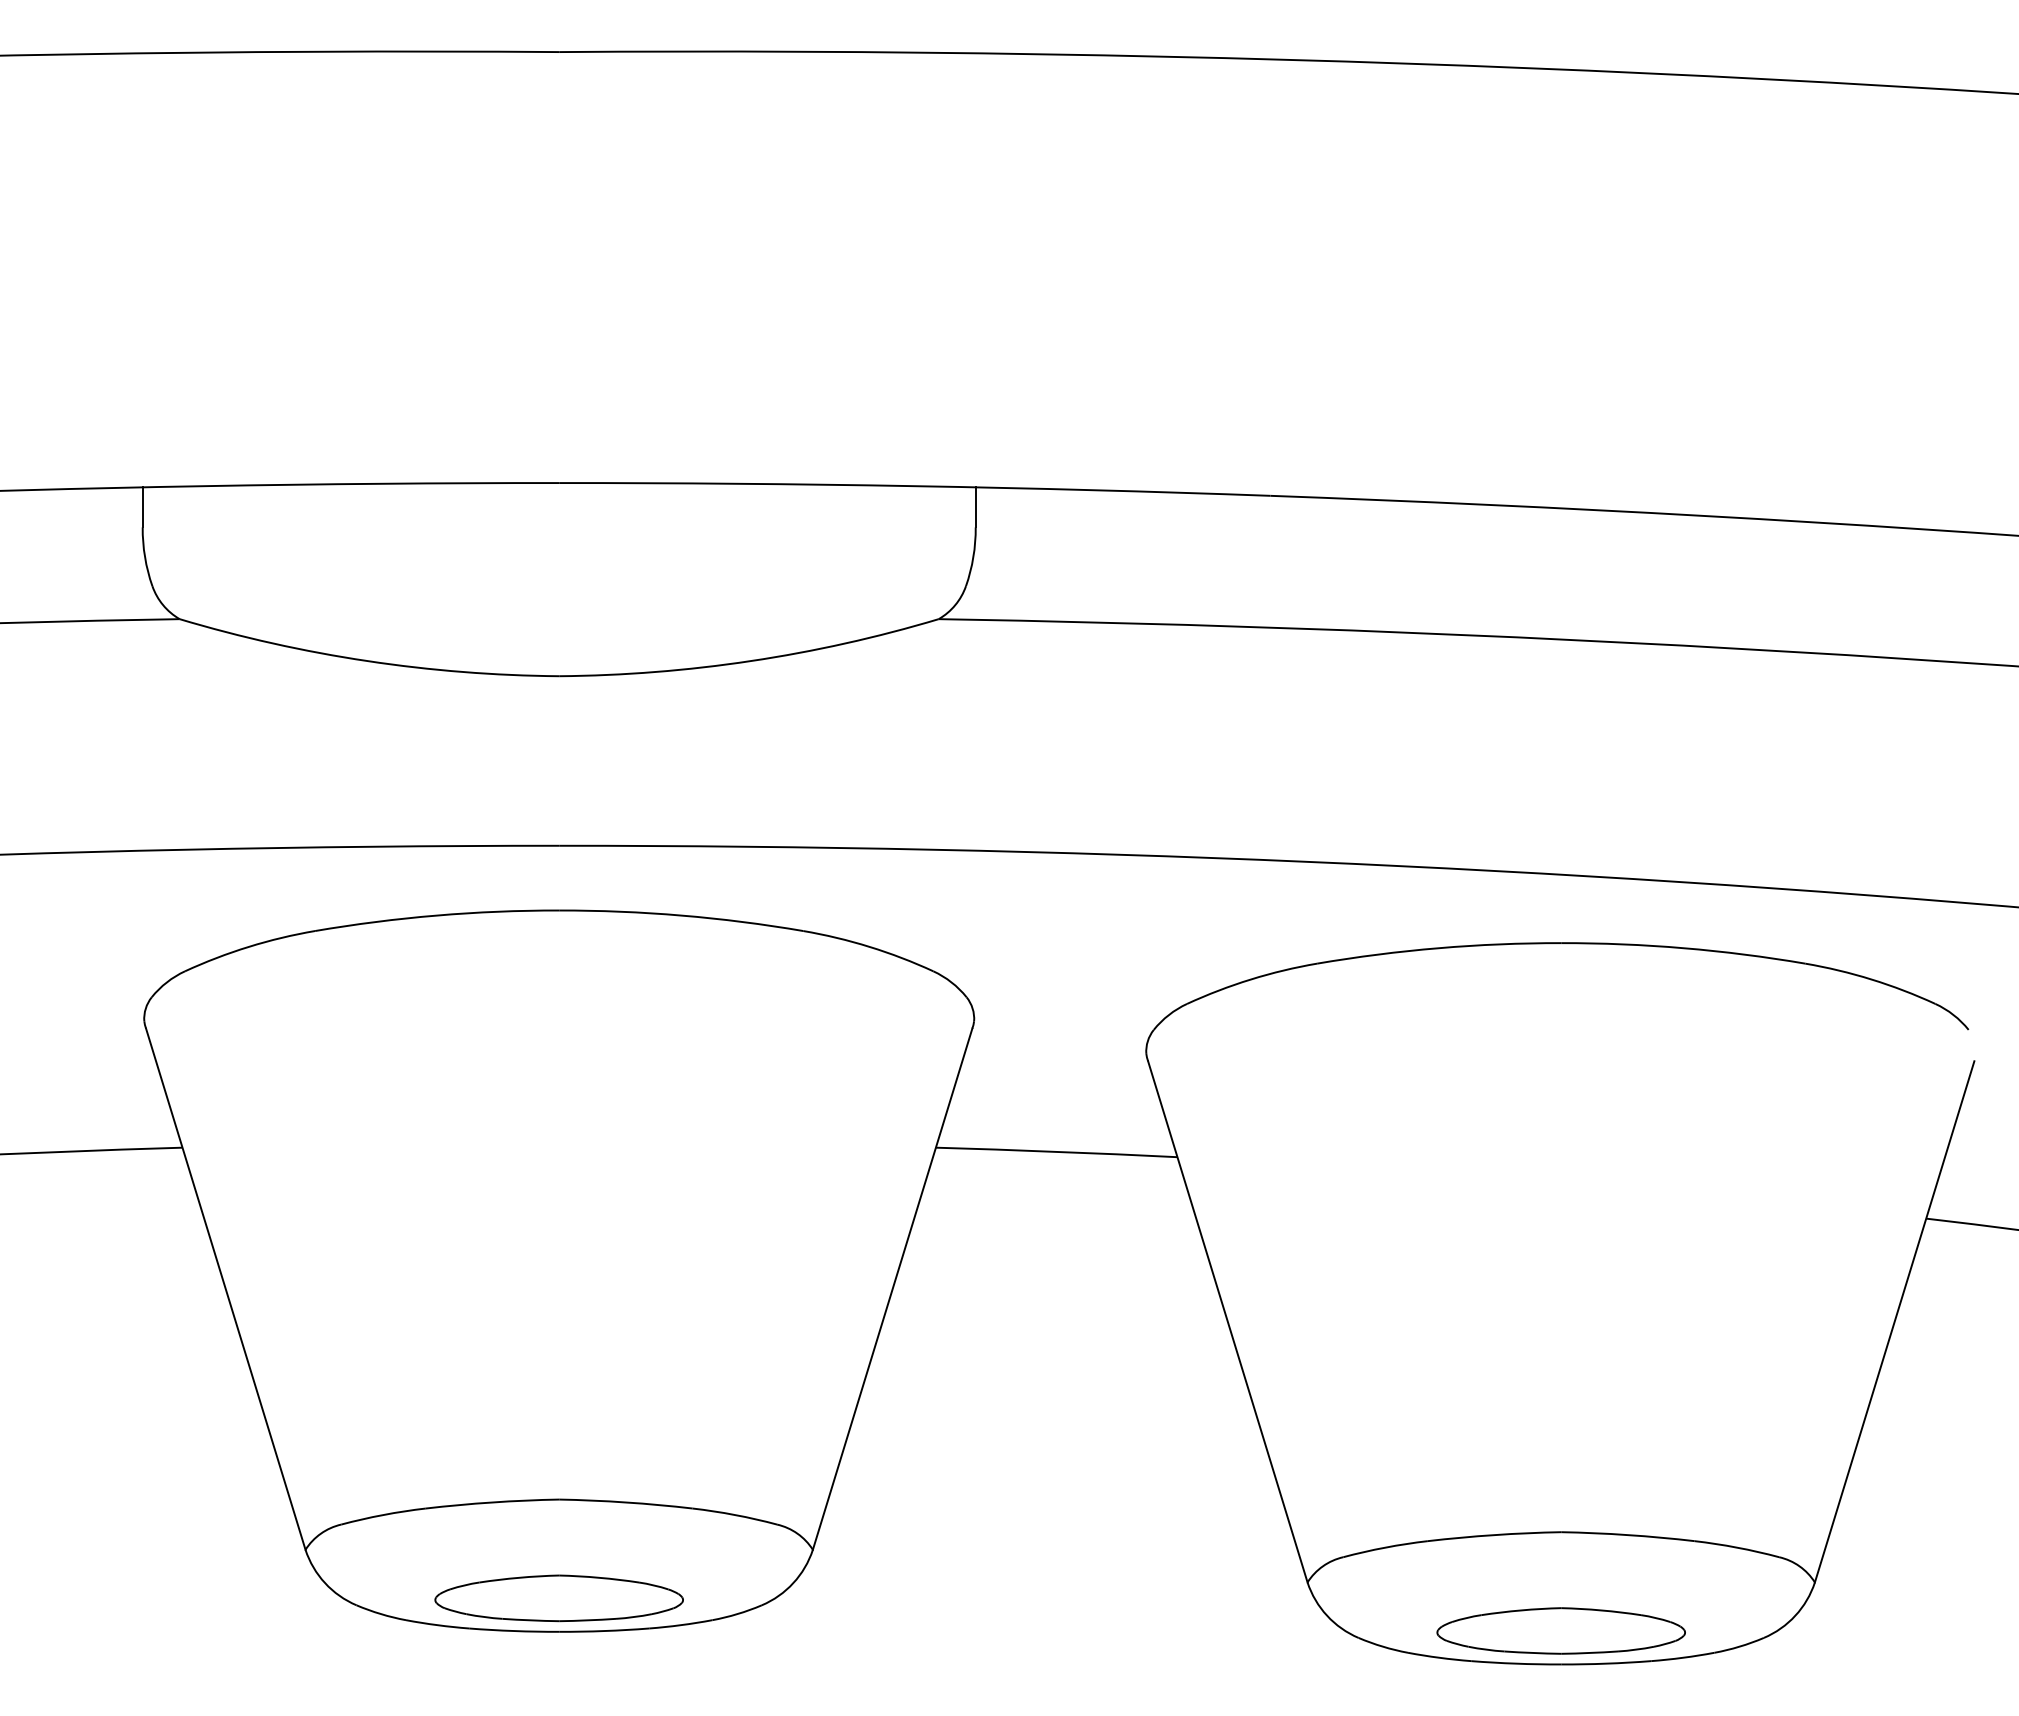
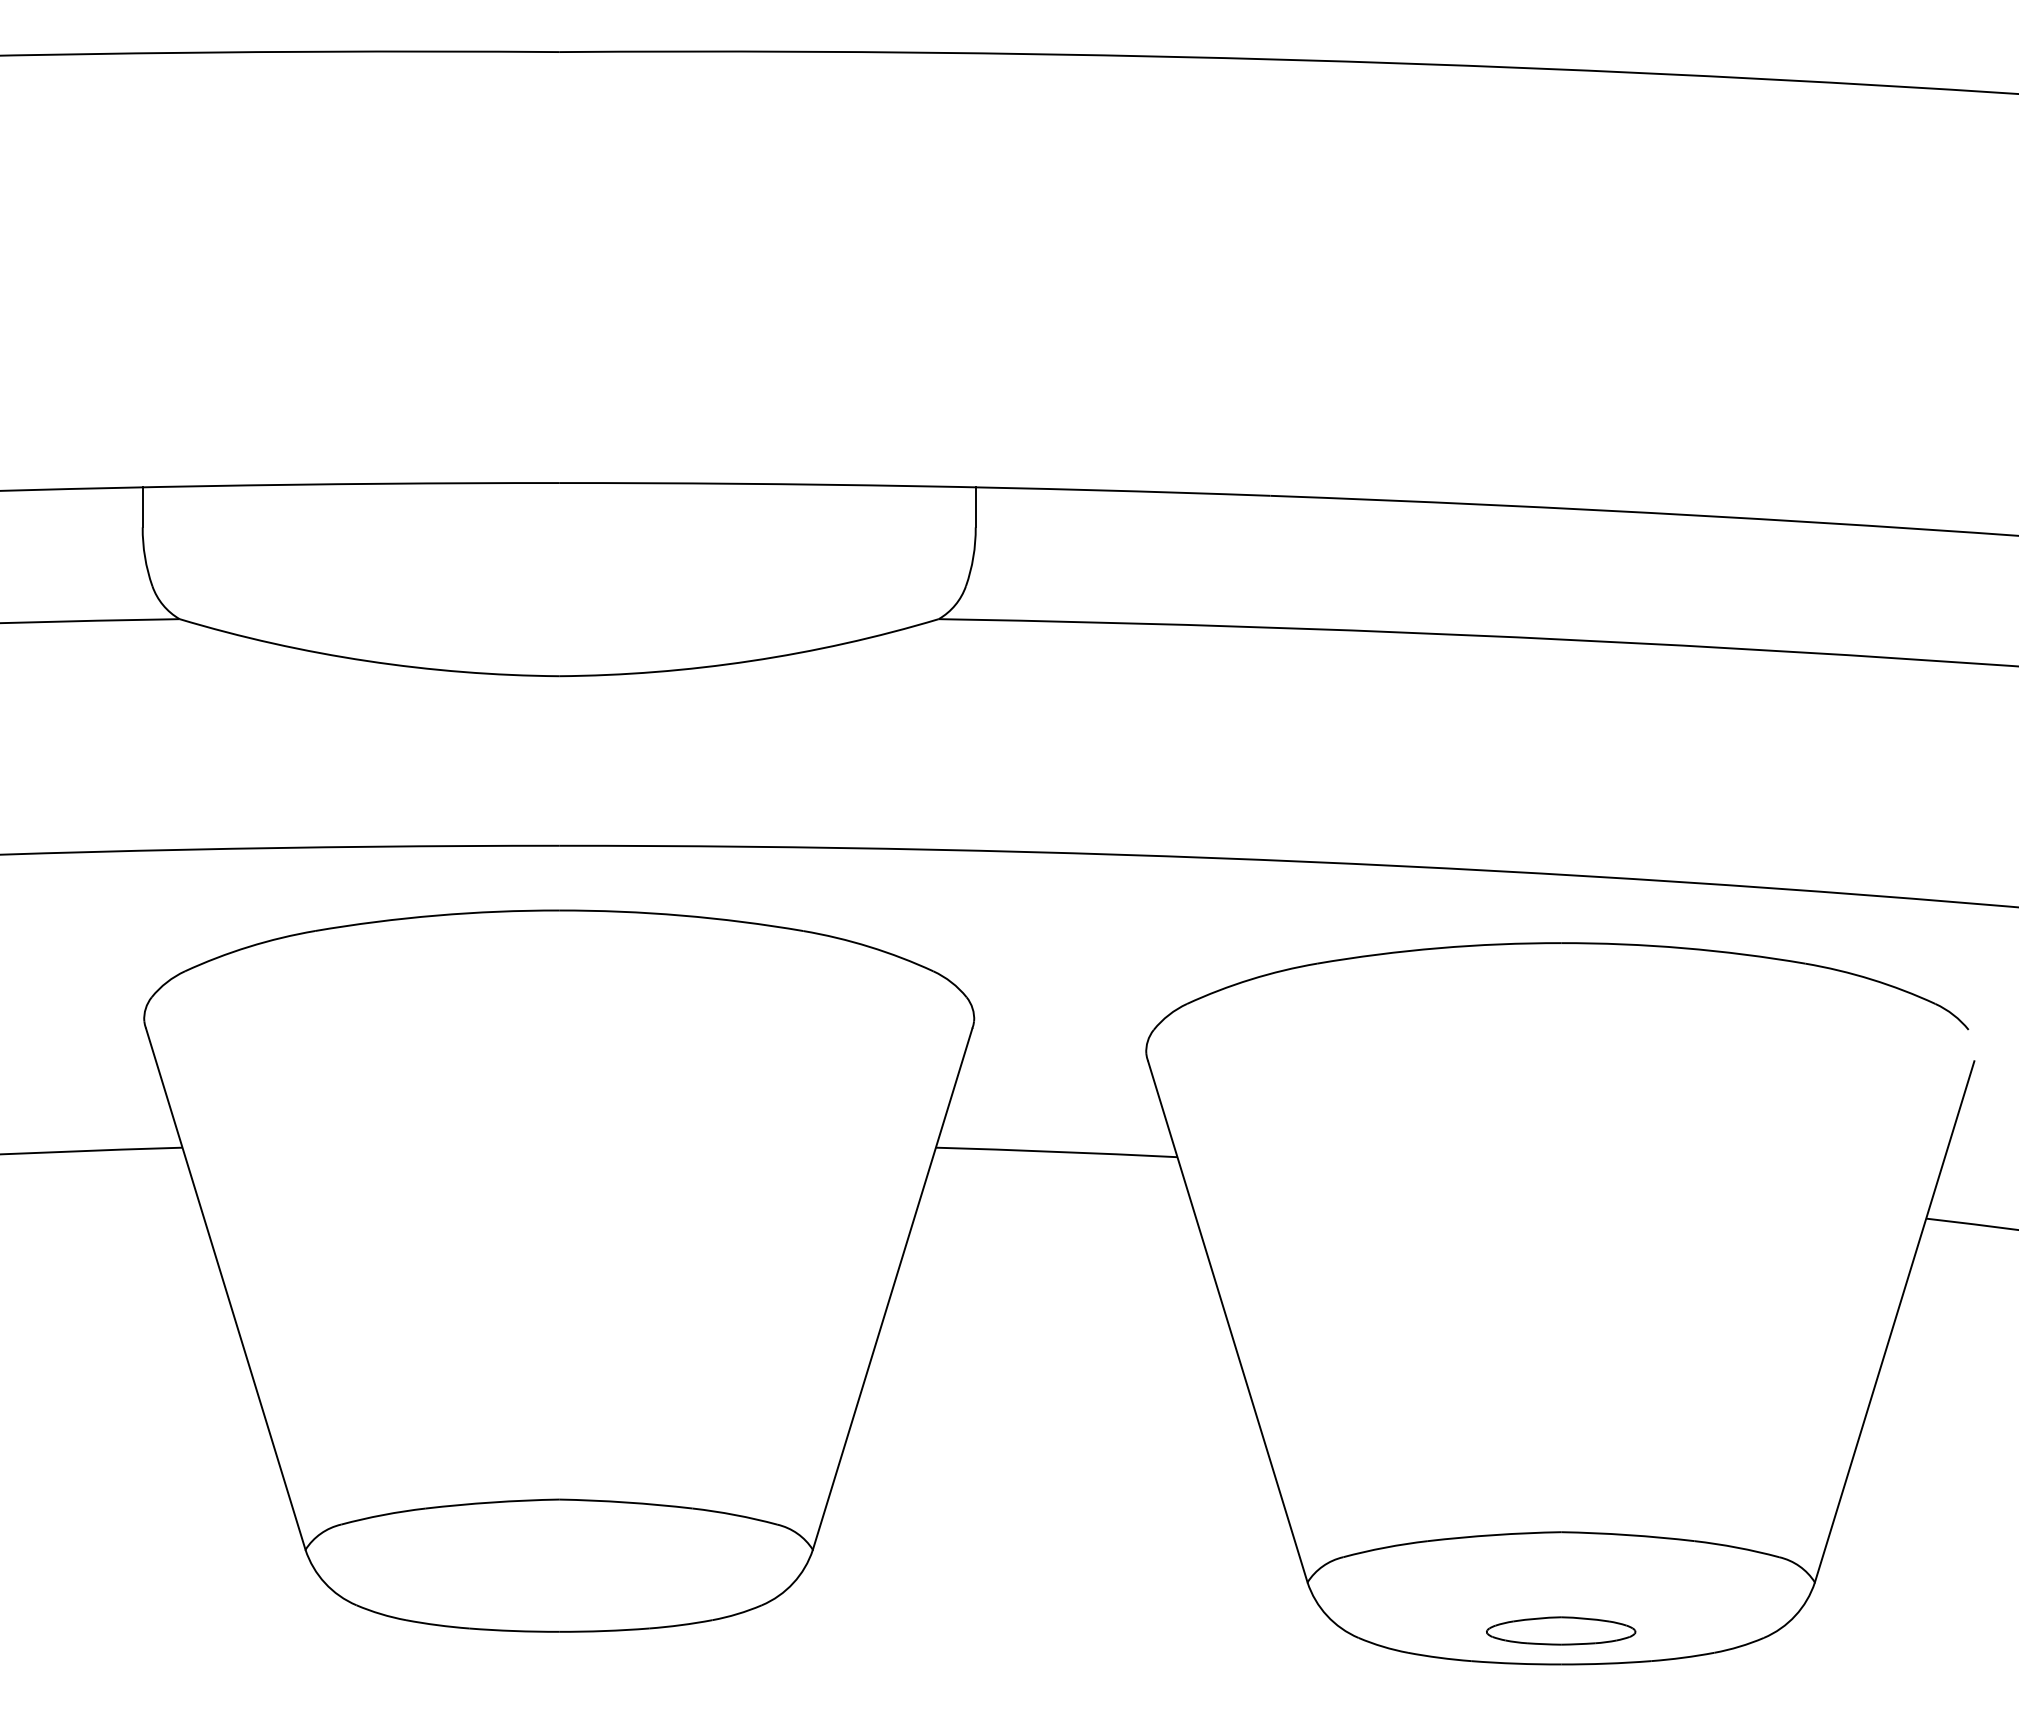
part: present -> none (558, 1598)
part size: 250x48 px -> 151x30 px (1561, 1630)
